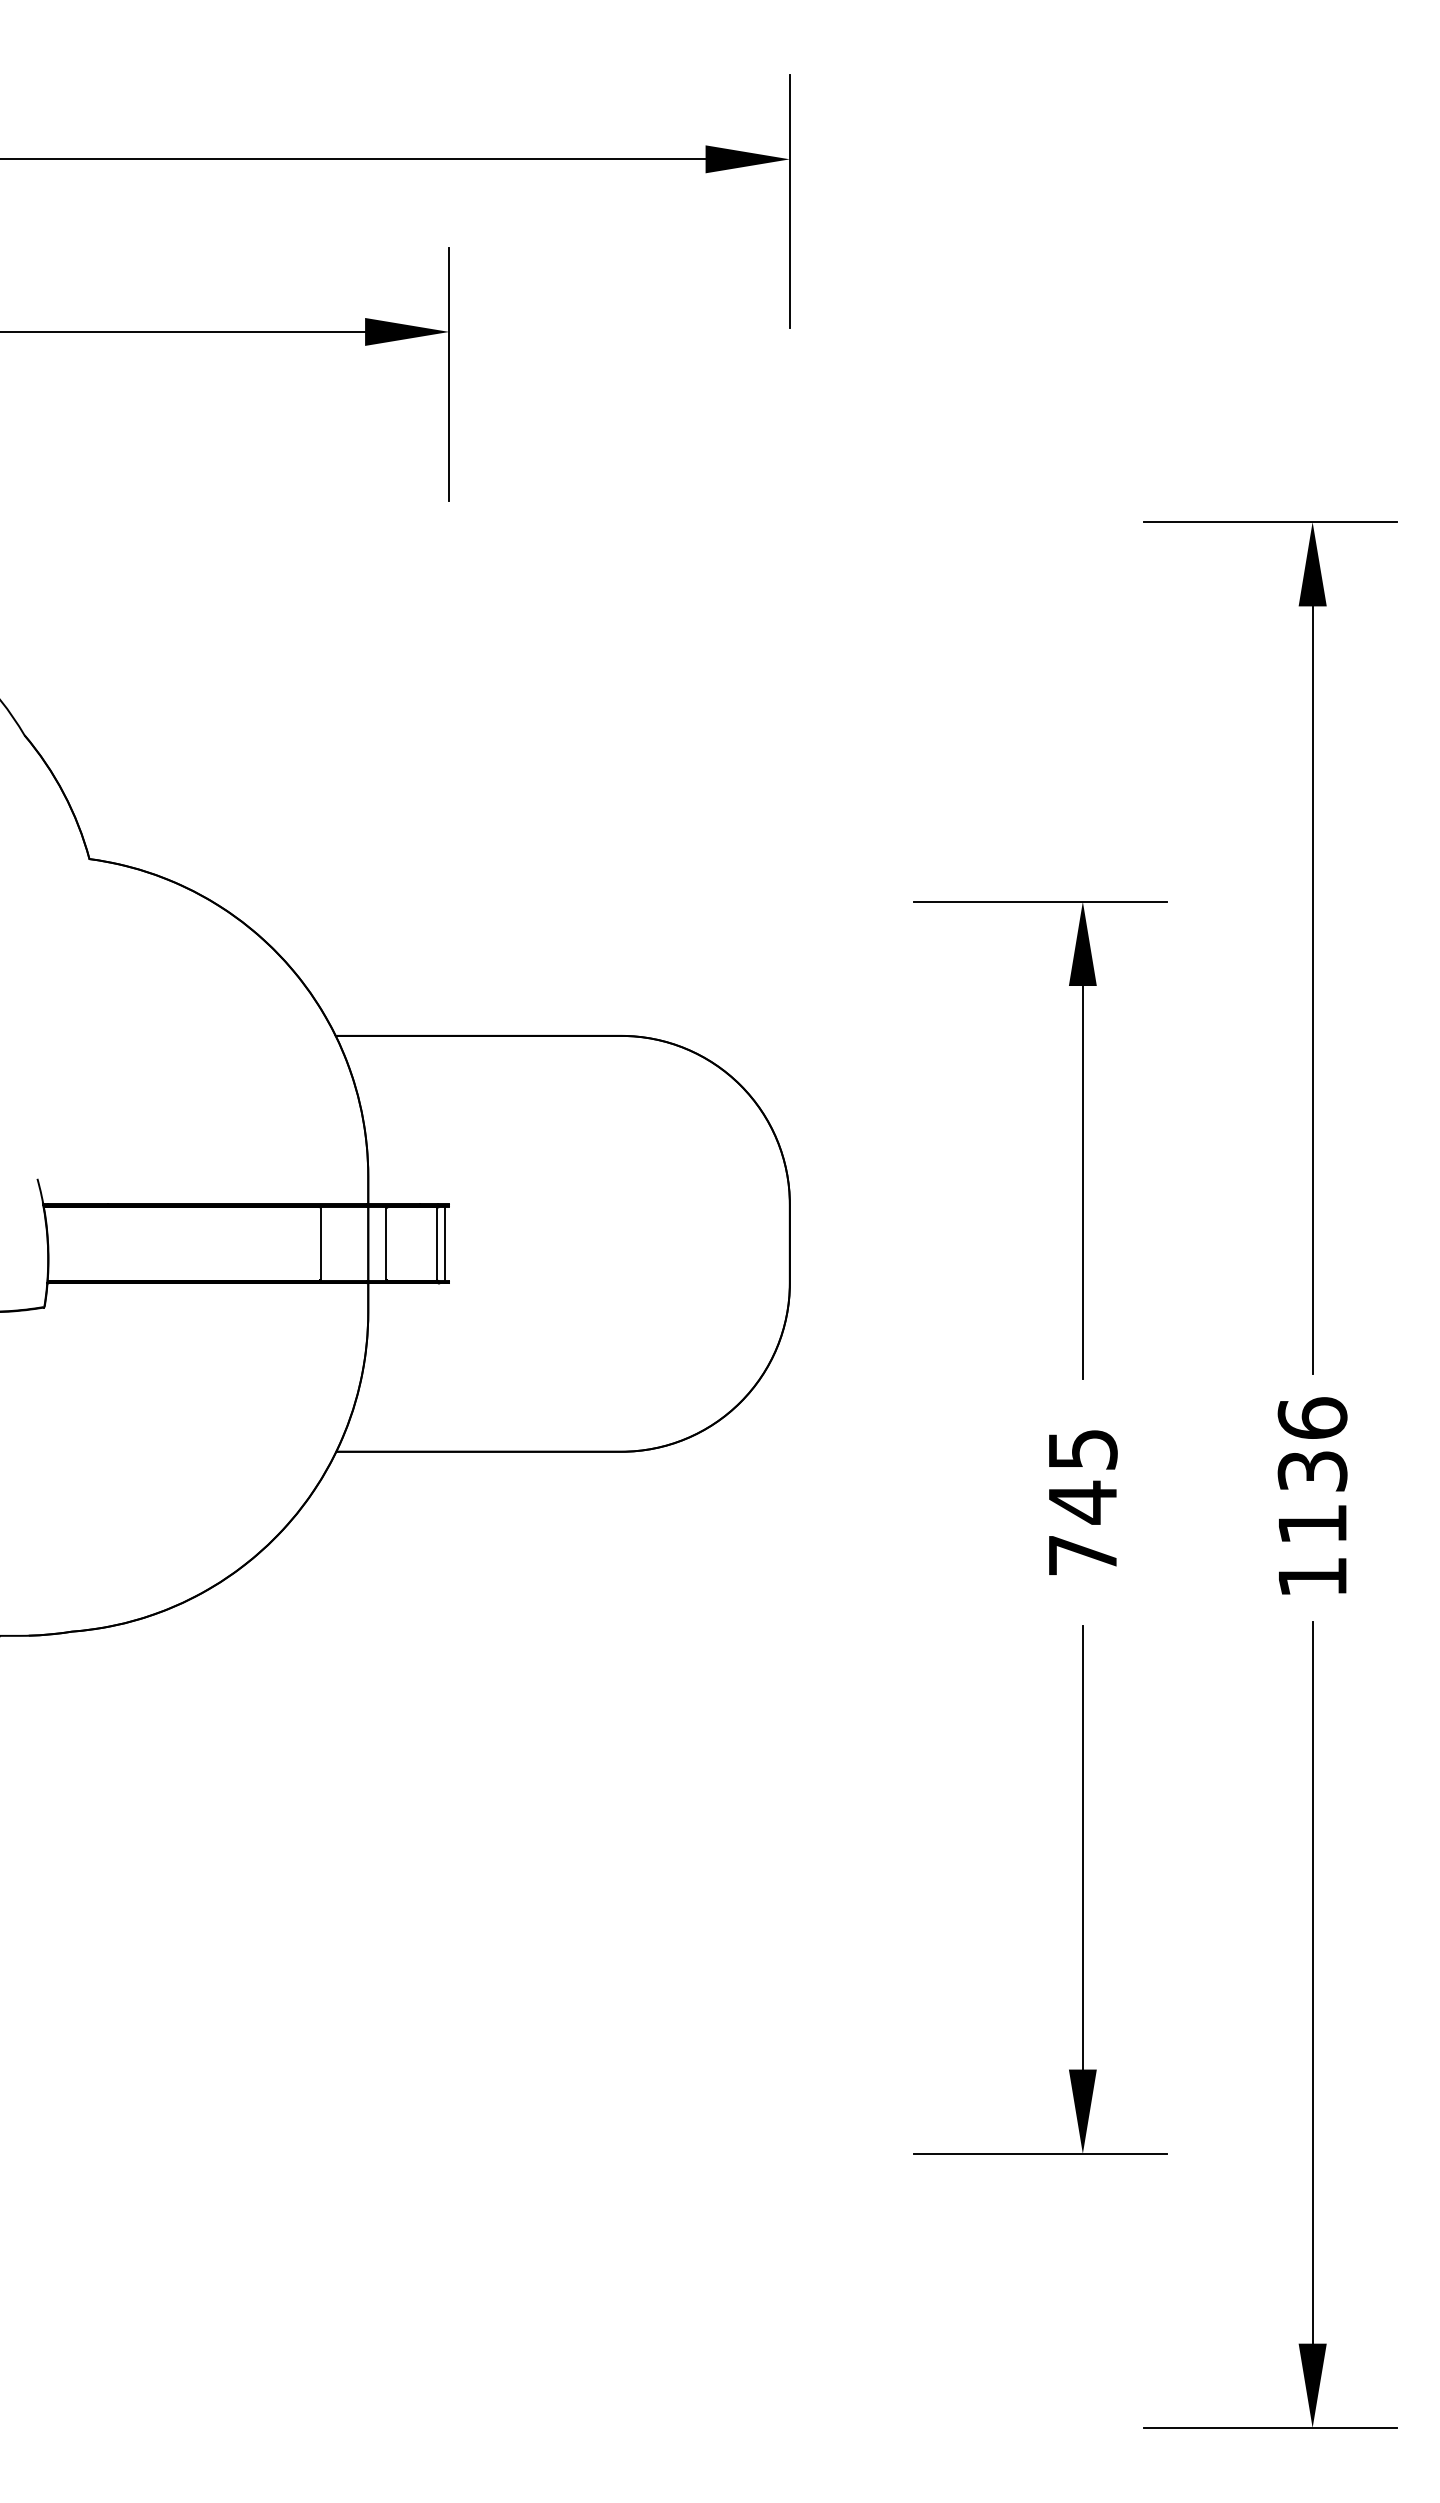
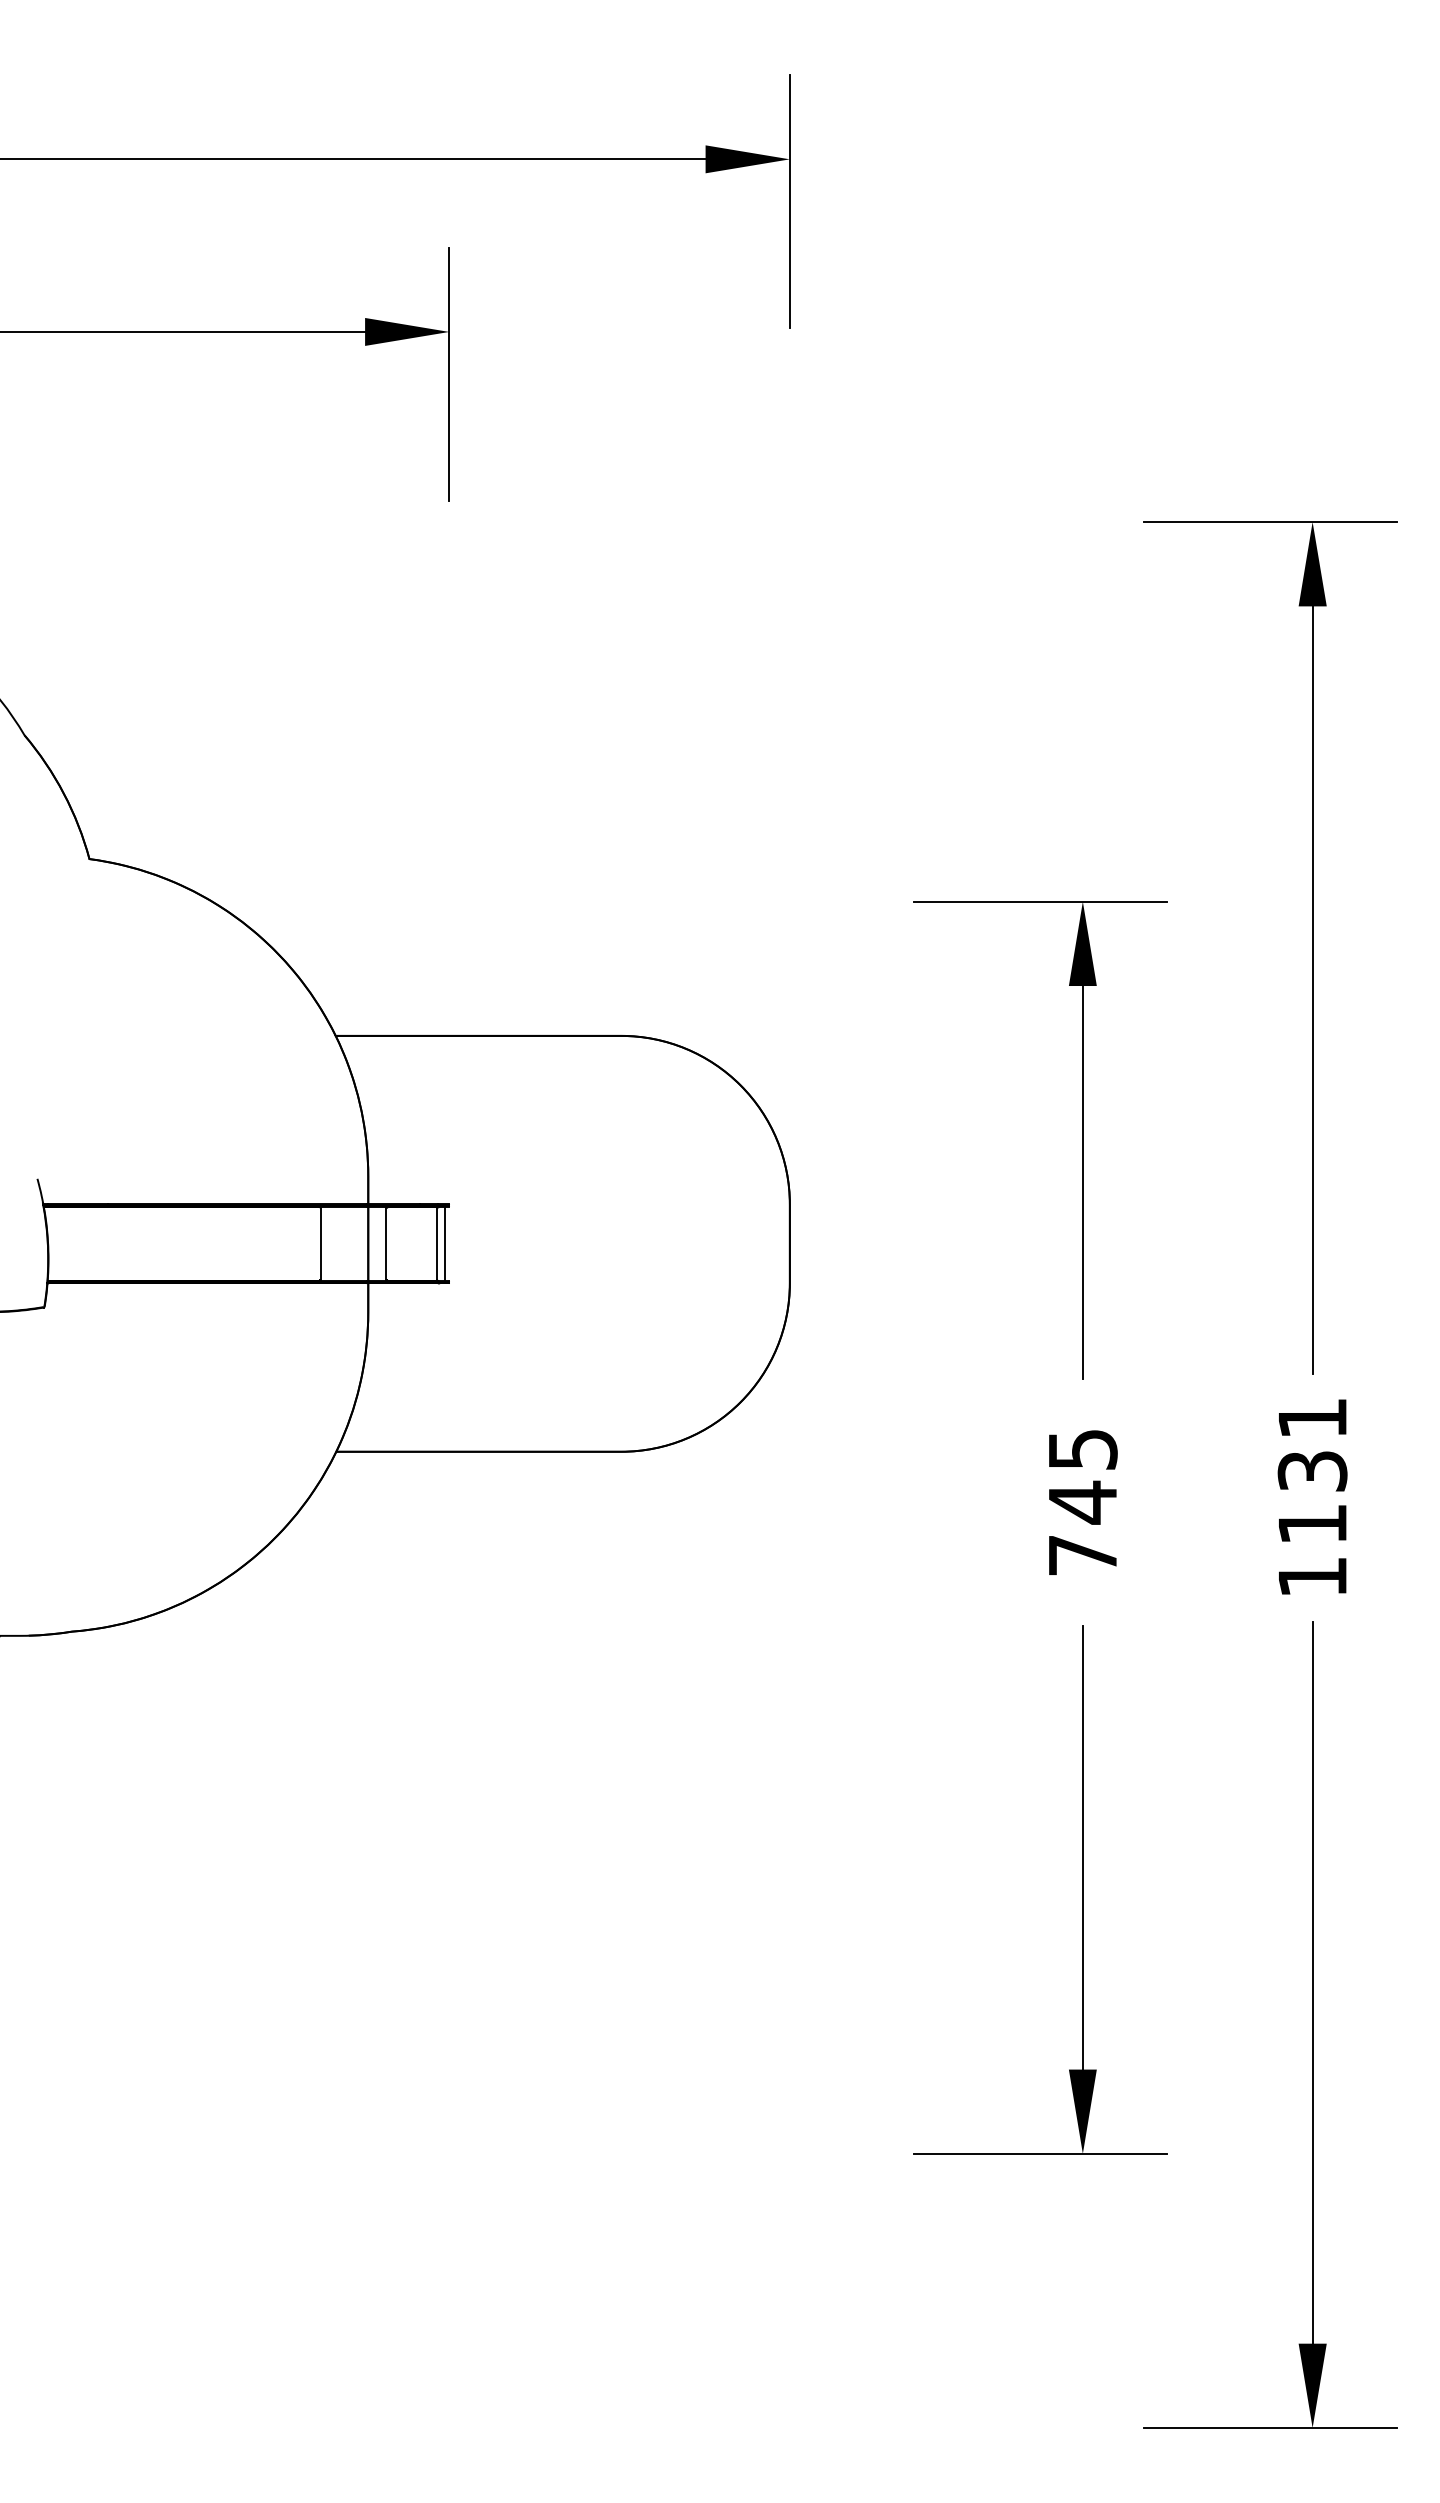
text: 1136 -> 1131 (1312, 1417)
